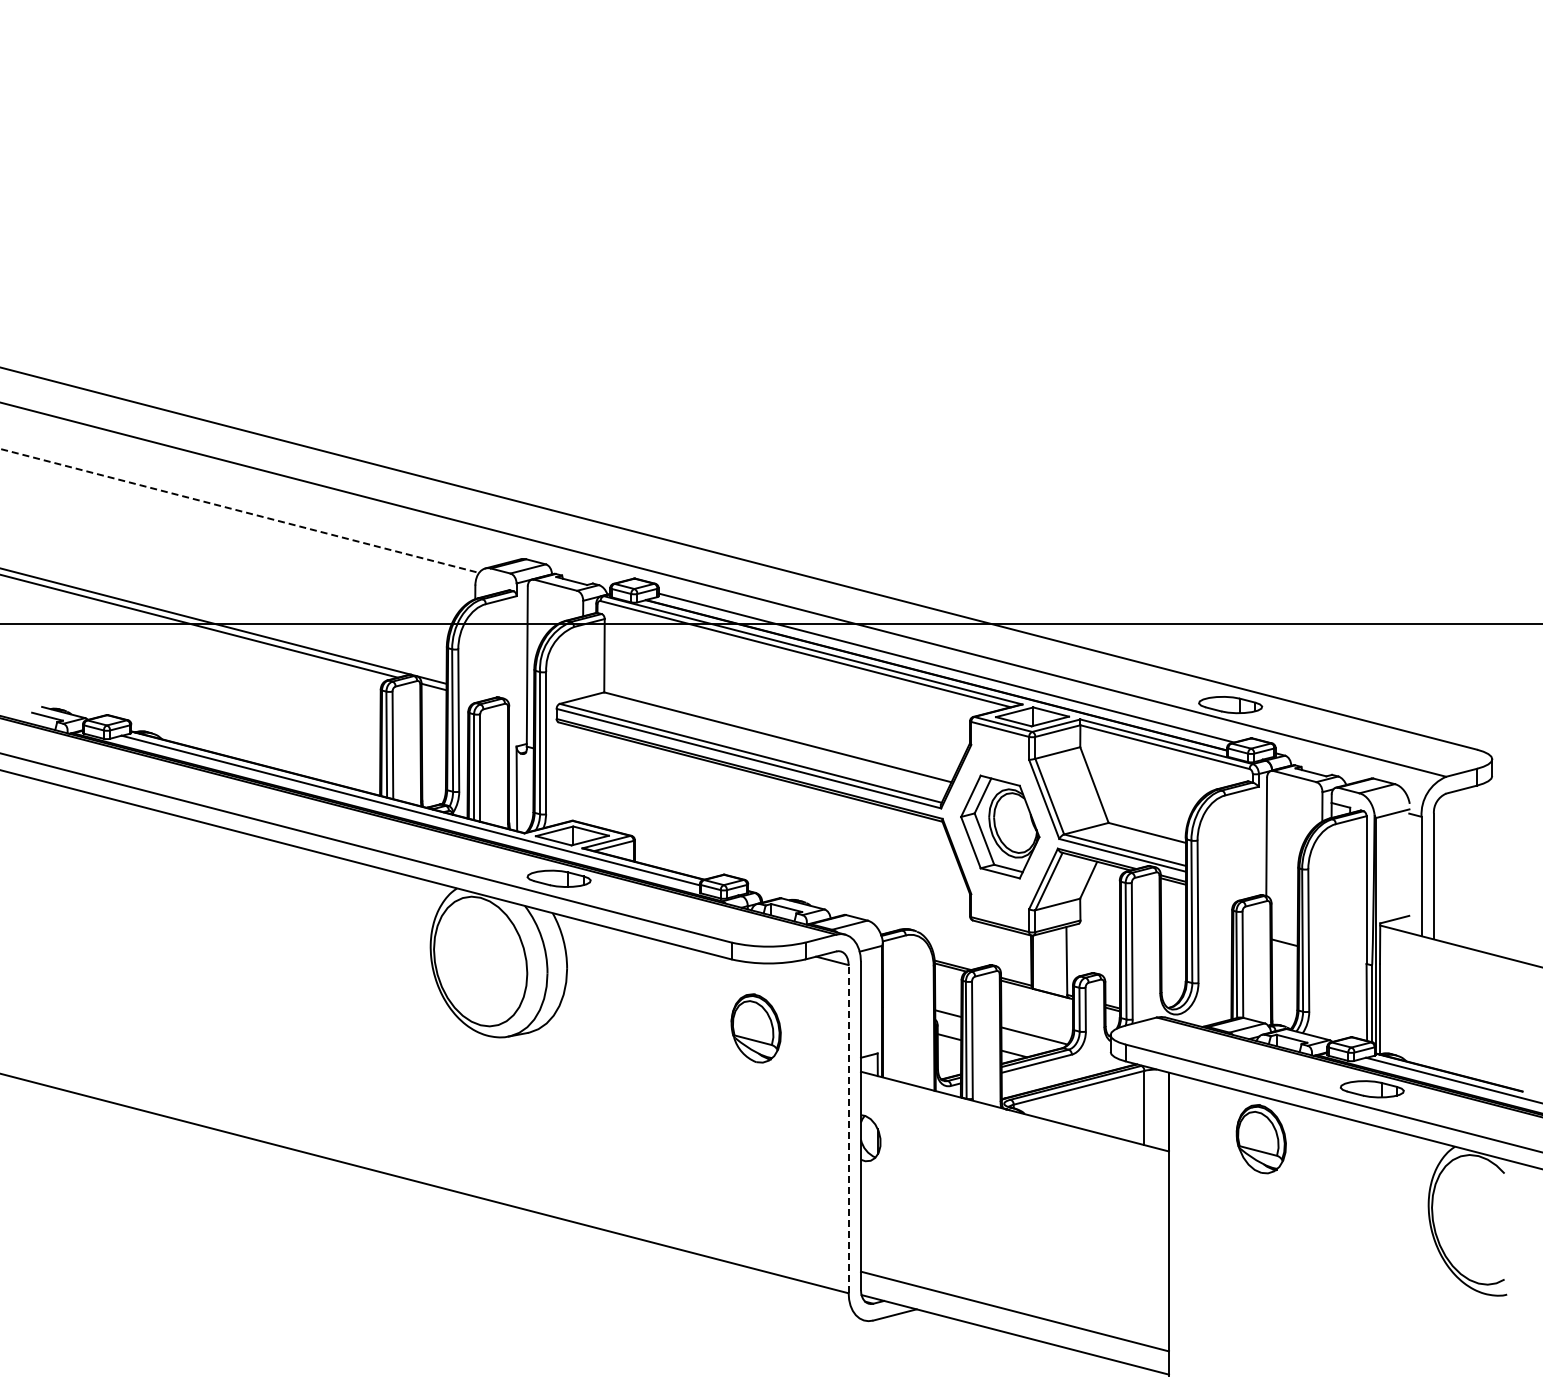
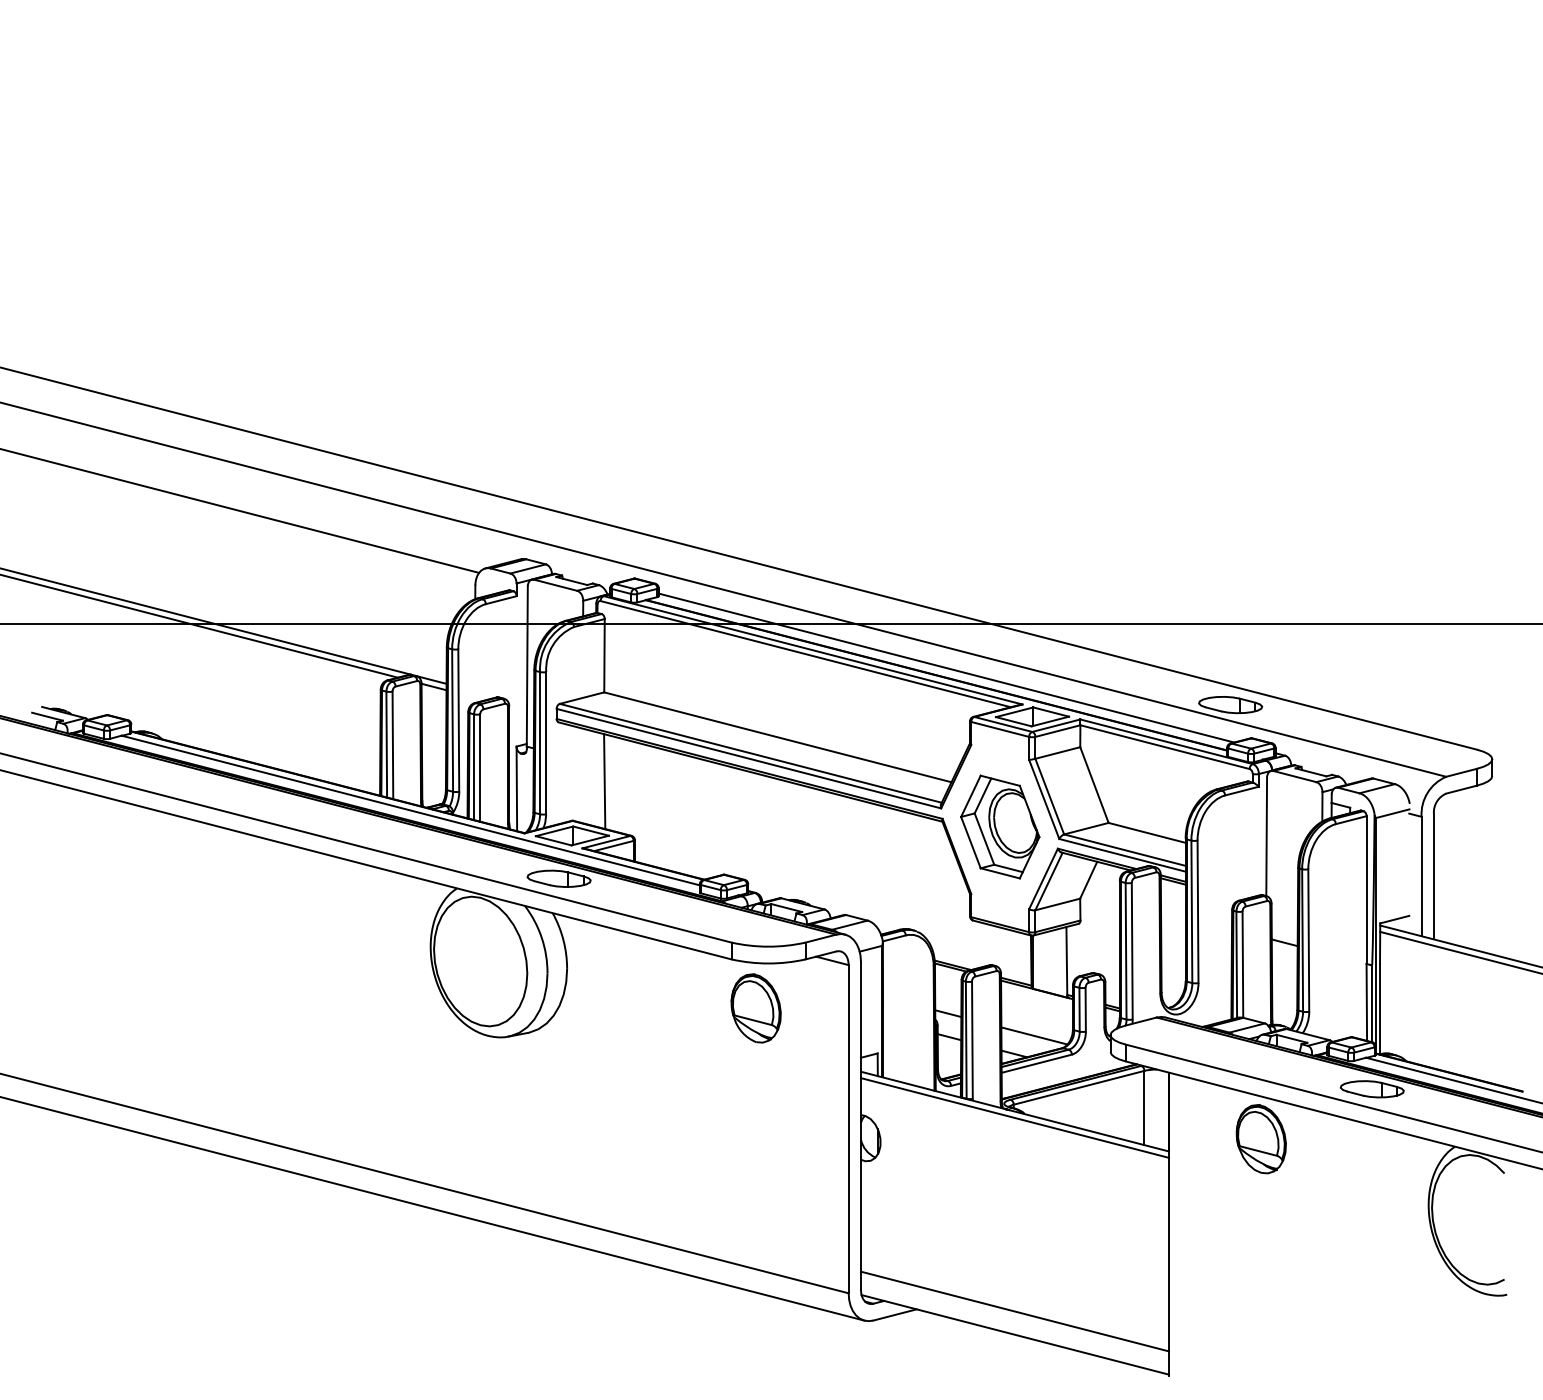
line: dashed -> solid (240, 511)
line: none -> present (604, 781)
line: none -> present (1459, 952)
part position: (755, 1028) -> (755, 1008) (755, 1008)
line: none -> present (1014, 1117)
line: dashed -> solid (848, 1128)
line: none -> present (433, 1208)
